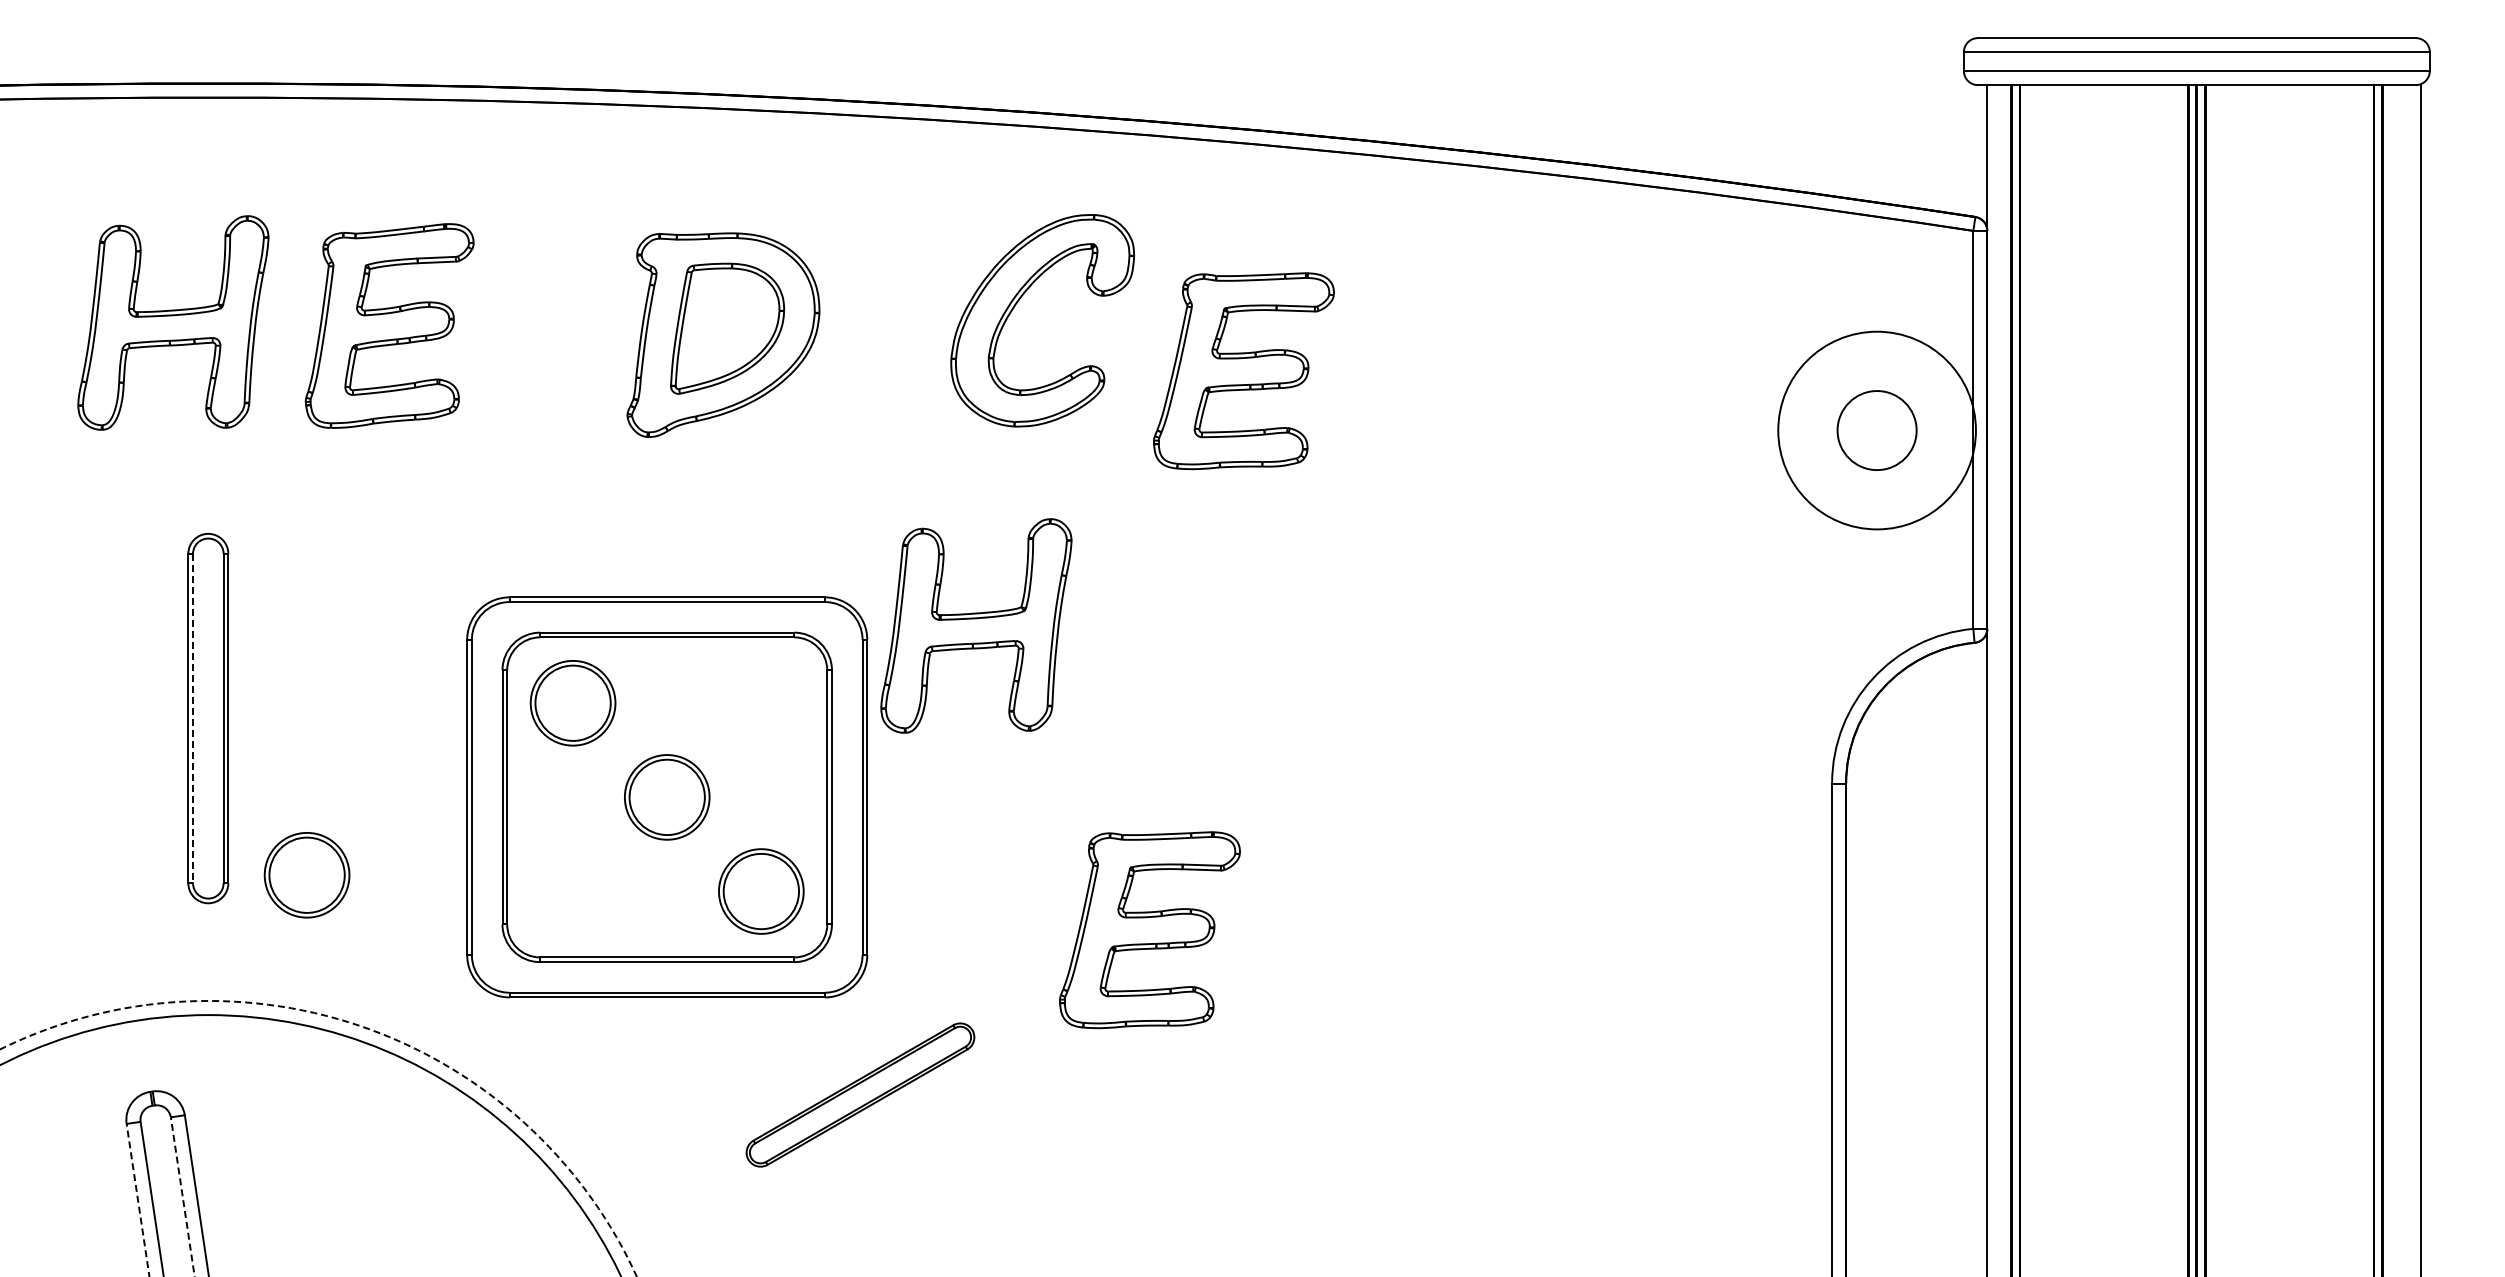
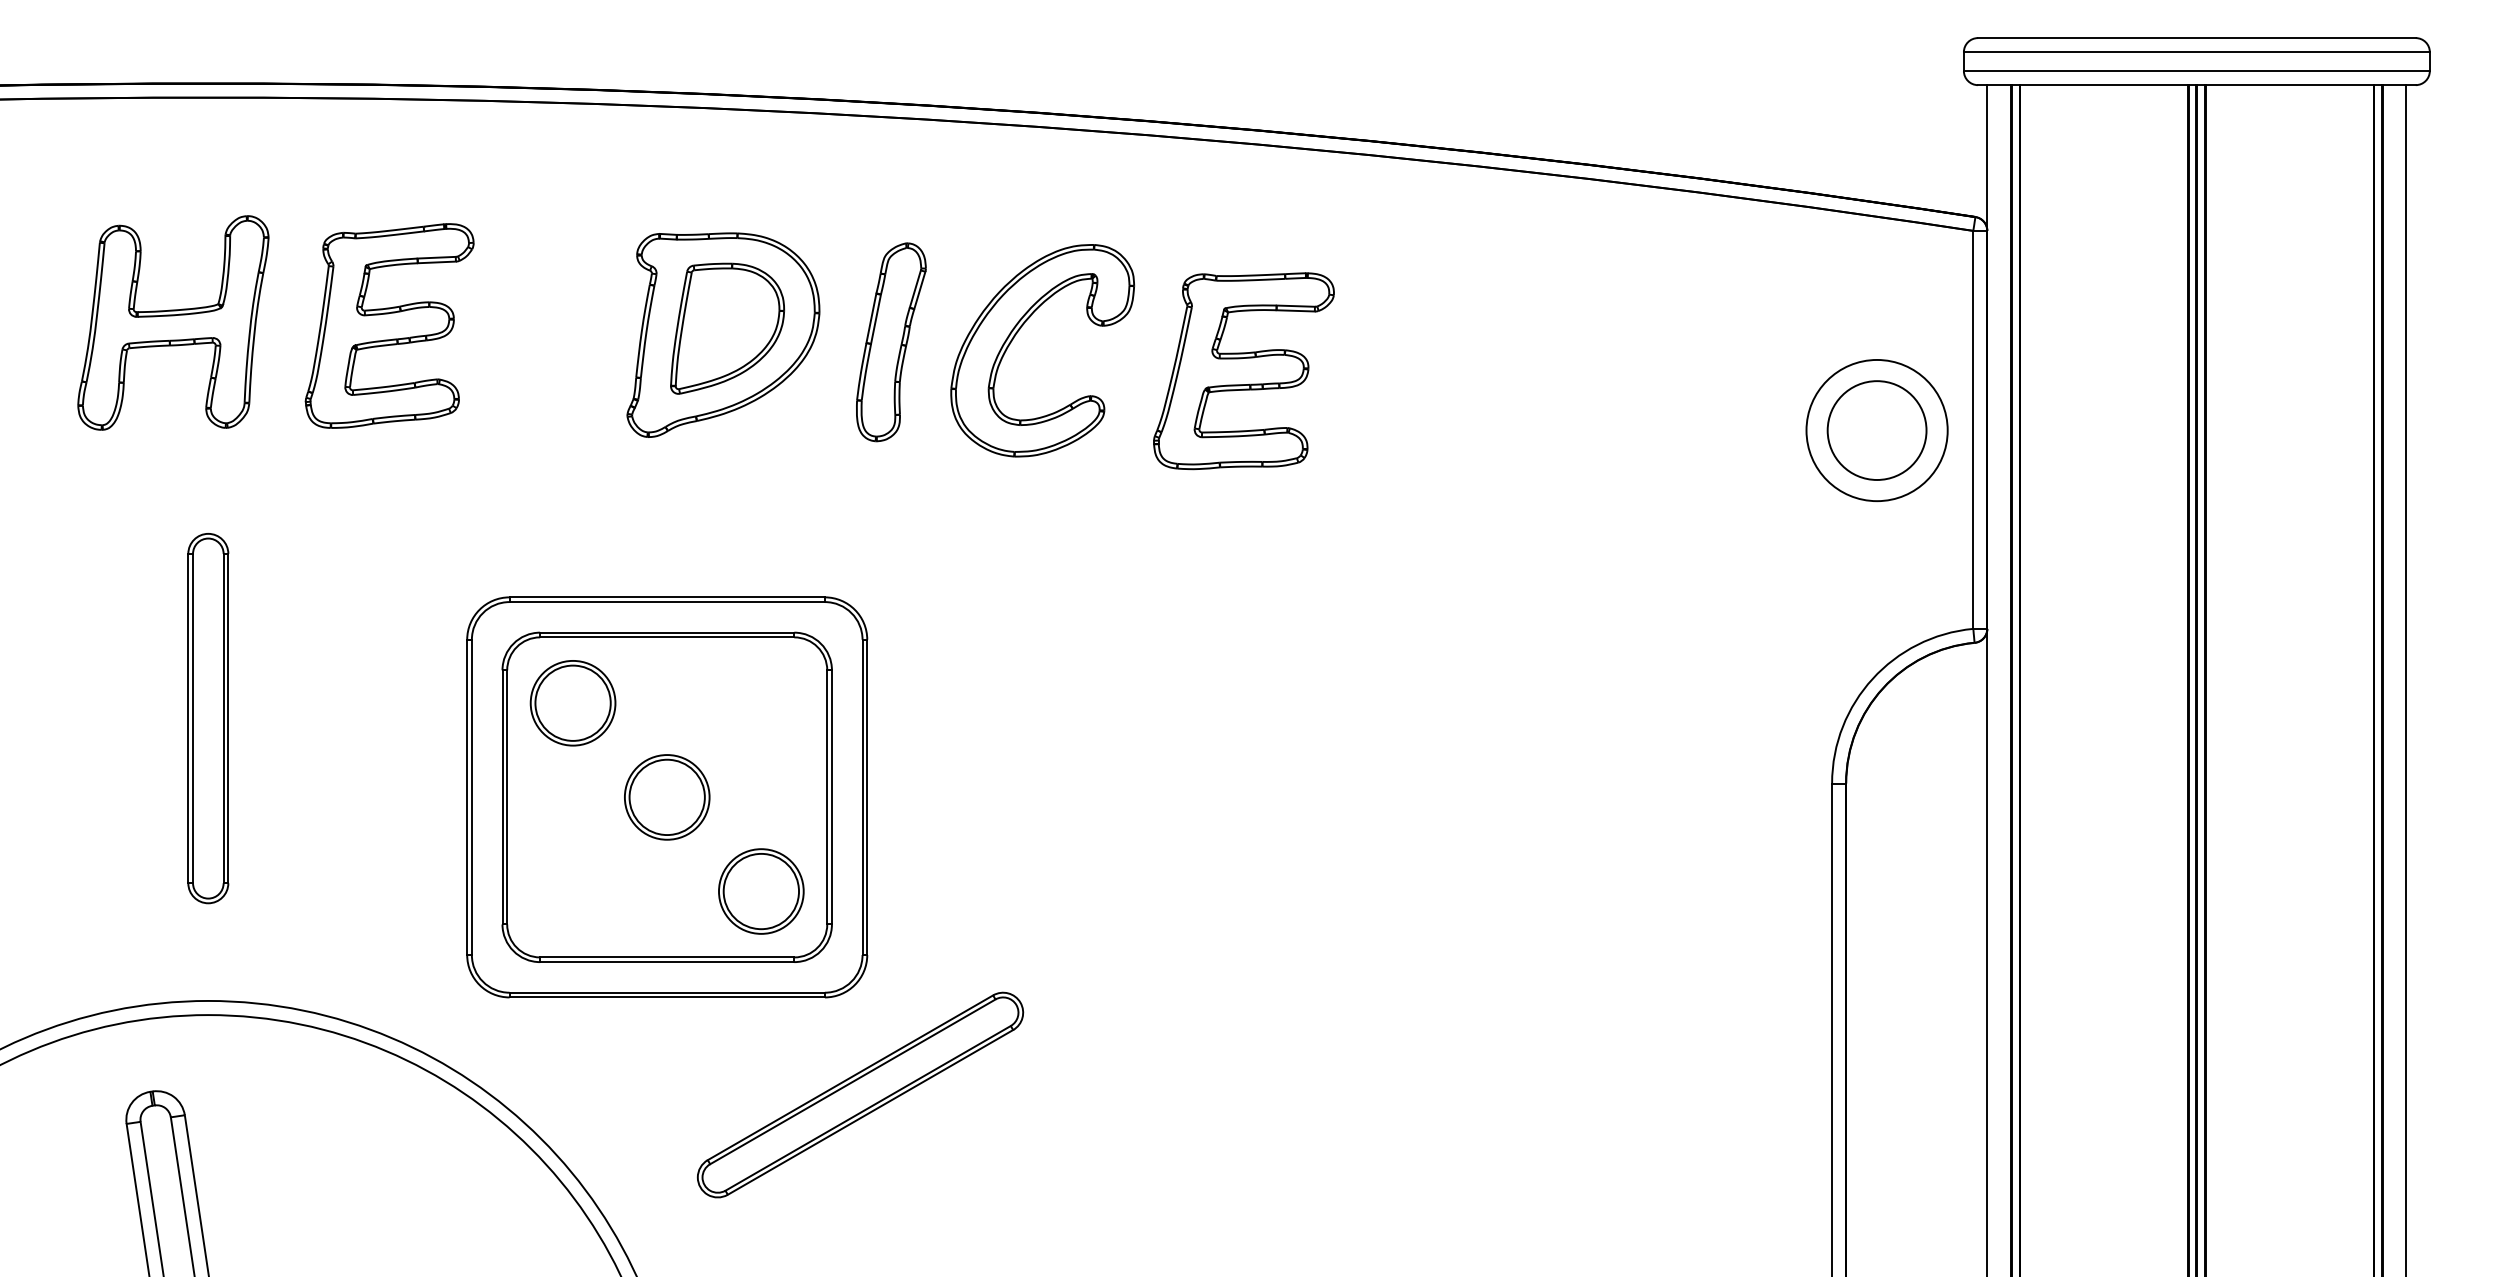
part position: (1018, 302) -> (1018, 332) (1018, 332)
part: none -> present (891, 342)
circle diameter: 198 px -> 141 px (1876, 430)
circle diameter: 79 px -> 99 px (1876, 430)
part: present -> none (976, 625)
line position: (2421, 679) -> (2406, 679) (2406, 679)
line: dashed -> solid (193, 718)
part: present -> none (306, 875)
part: present -> none (1149, 930)
part size: 231x146 px -> 329x208 px (860, 1094)
circle: dashed -> solid (318, 1138)
line: dashed -> solid (182, 1196)
line: dashed -> solid (138, 1200)
